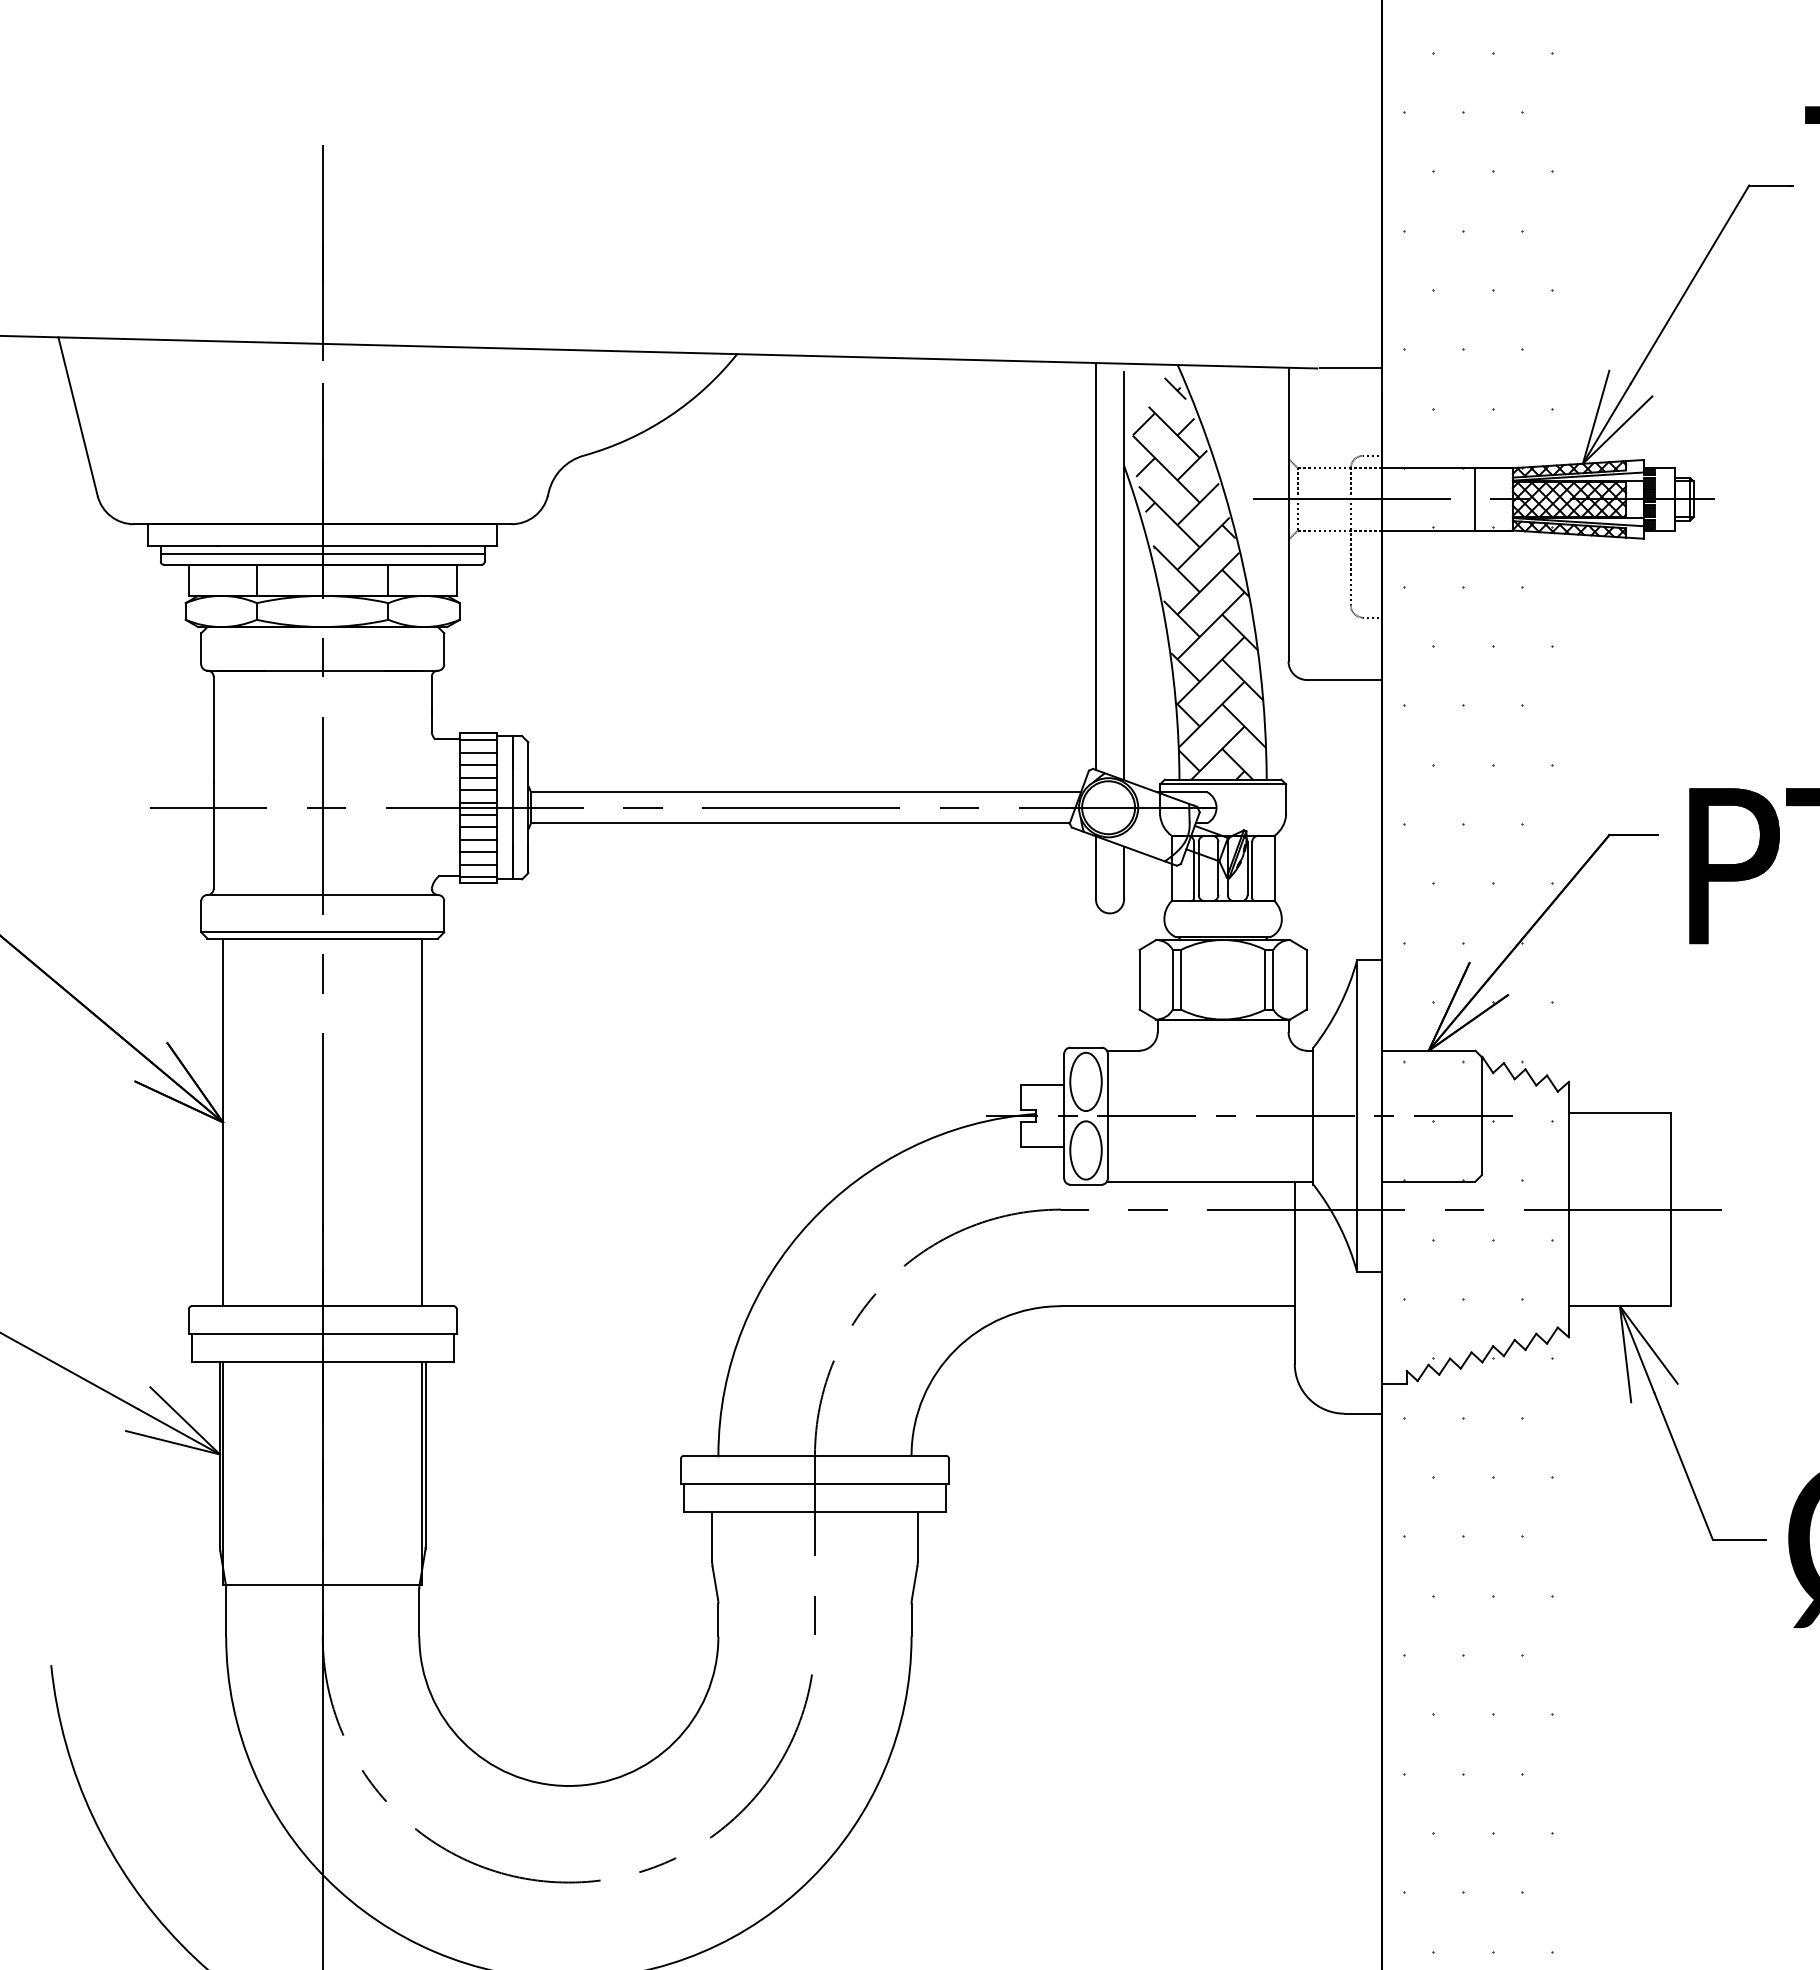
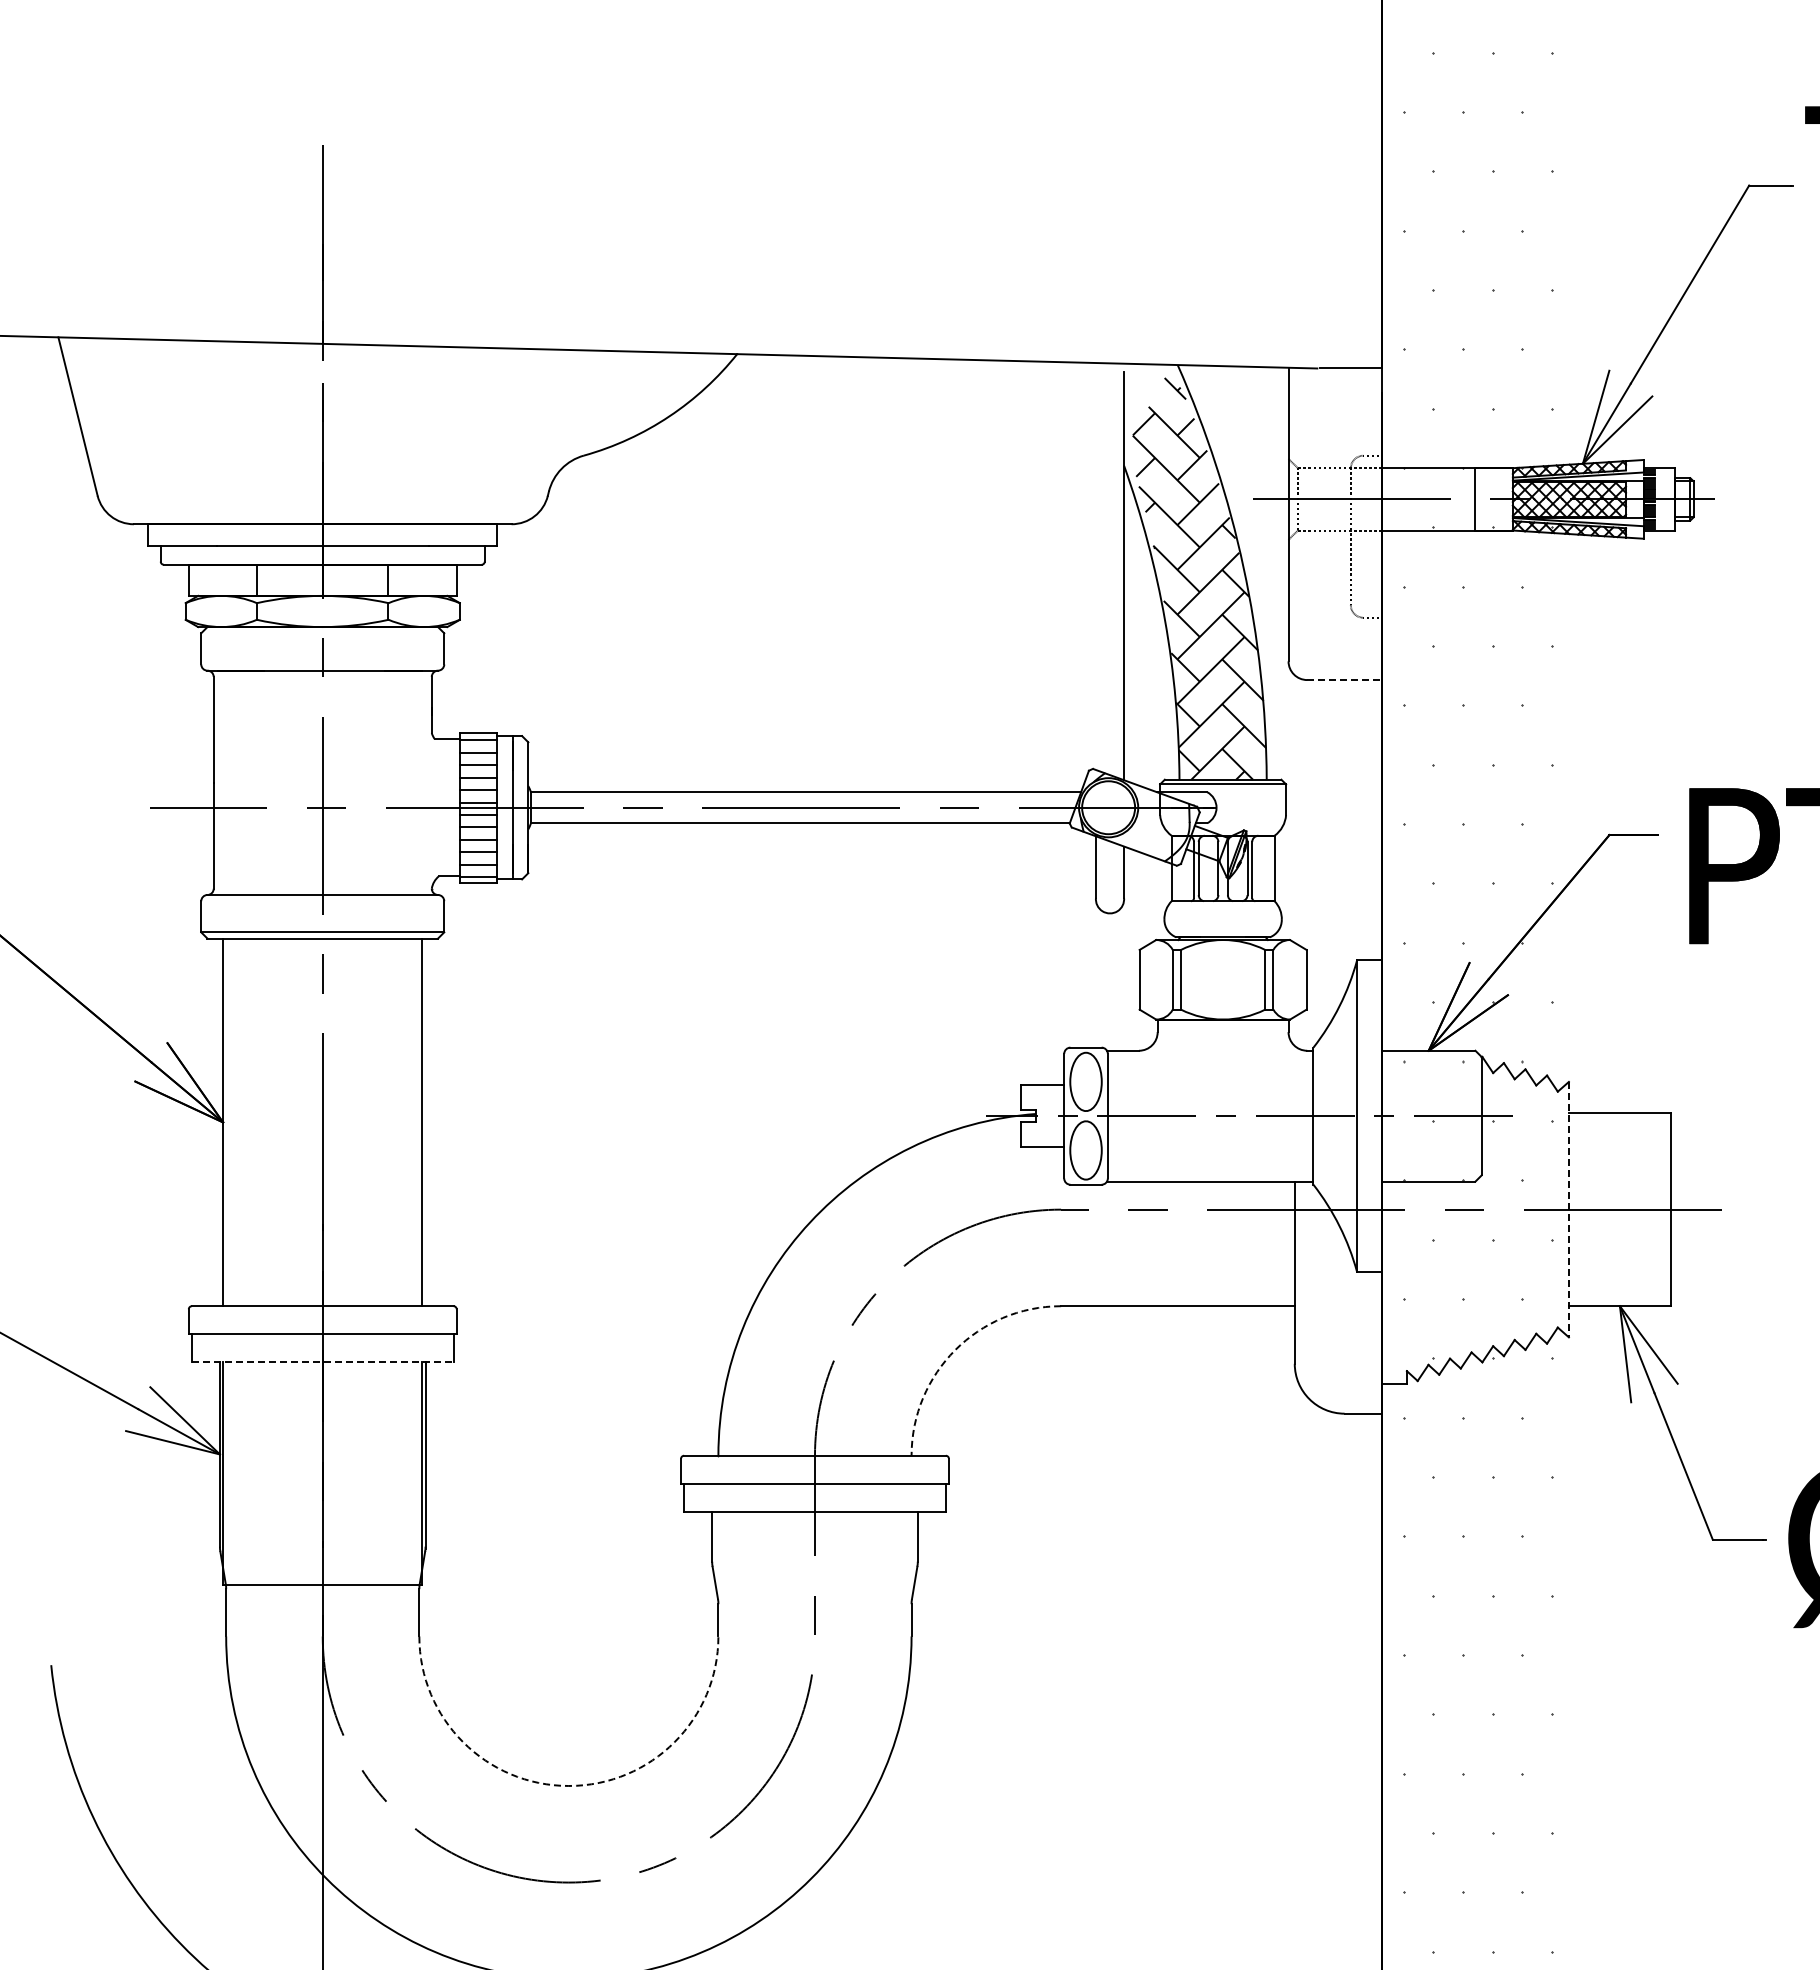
line: present -> none (322, 554)
line: present -> none (1096, 566)
line: solid -> dashed (1345, 680)
line: solid -> dashed (1568, 1209)
arc: solid -> dashed (955, 1350)
line: solid -> dashed (322, 1362)
arc: solid -> dashed (568, 1785)
